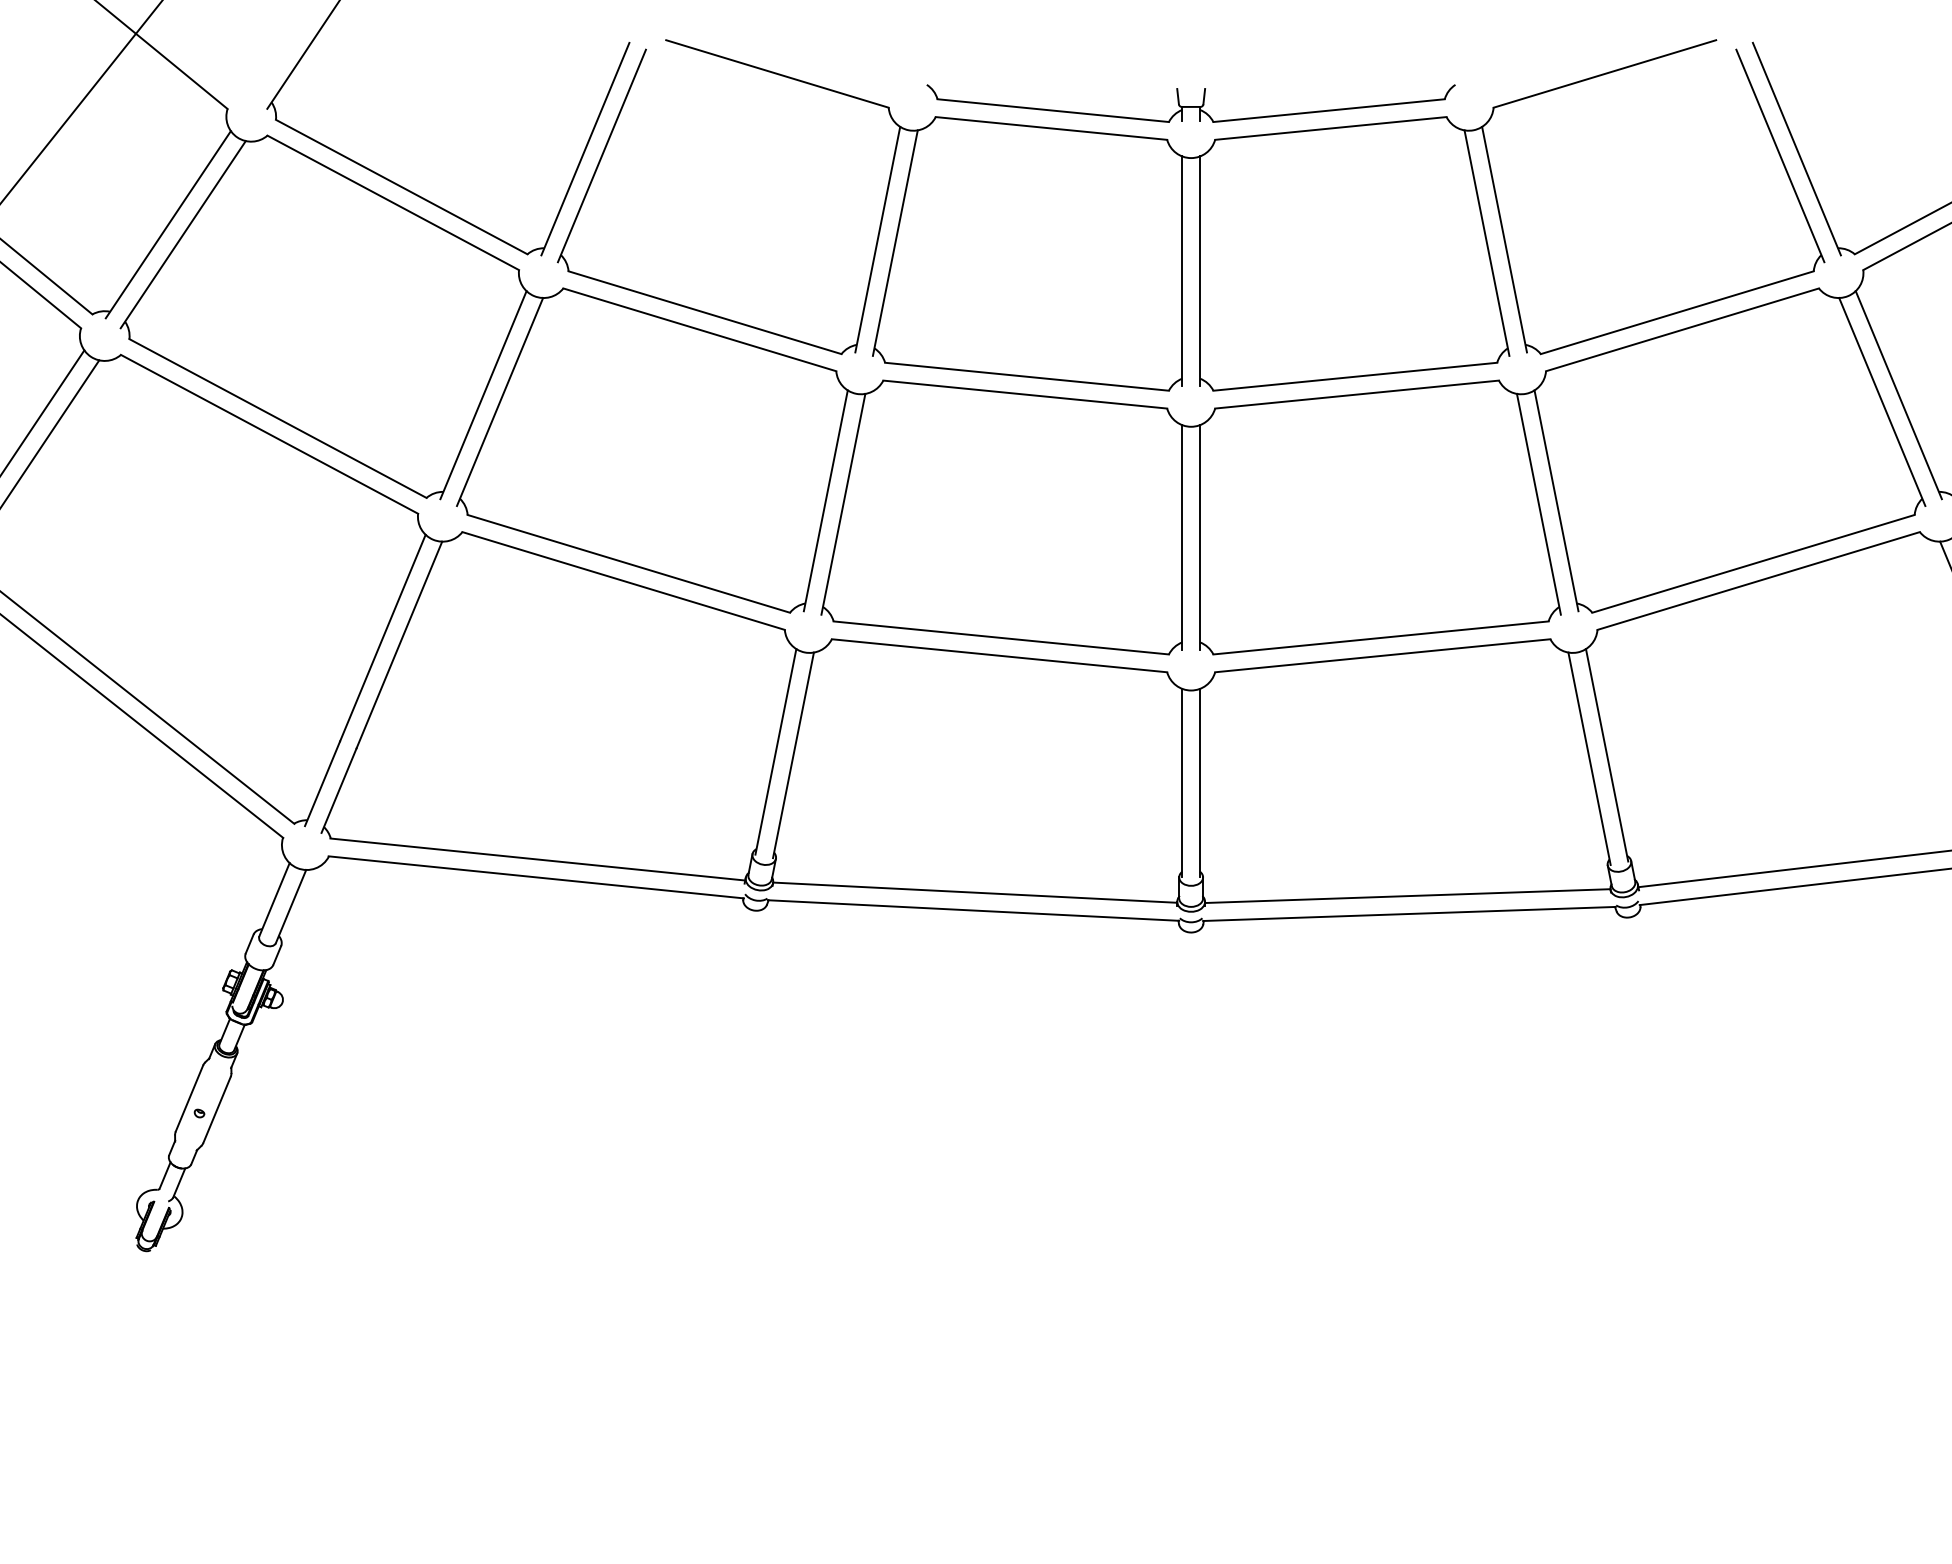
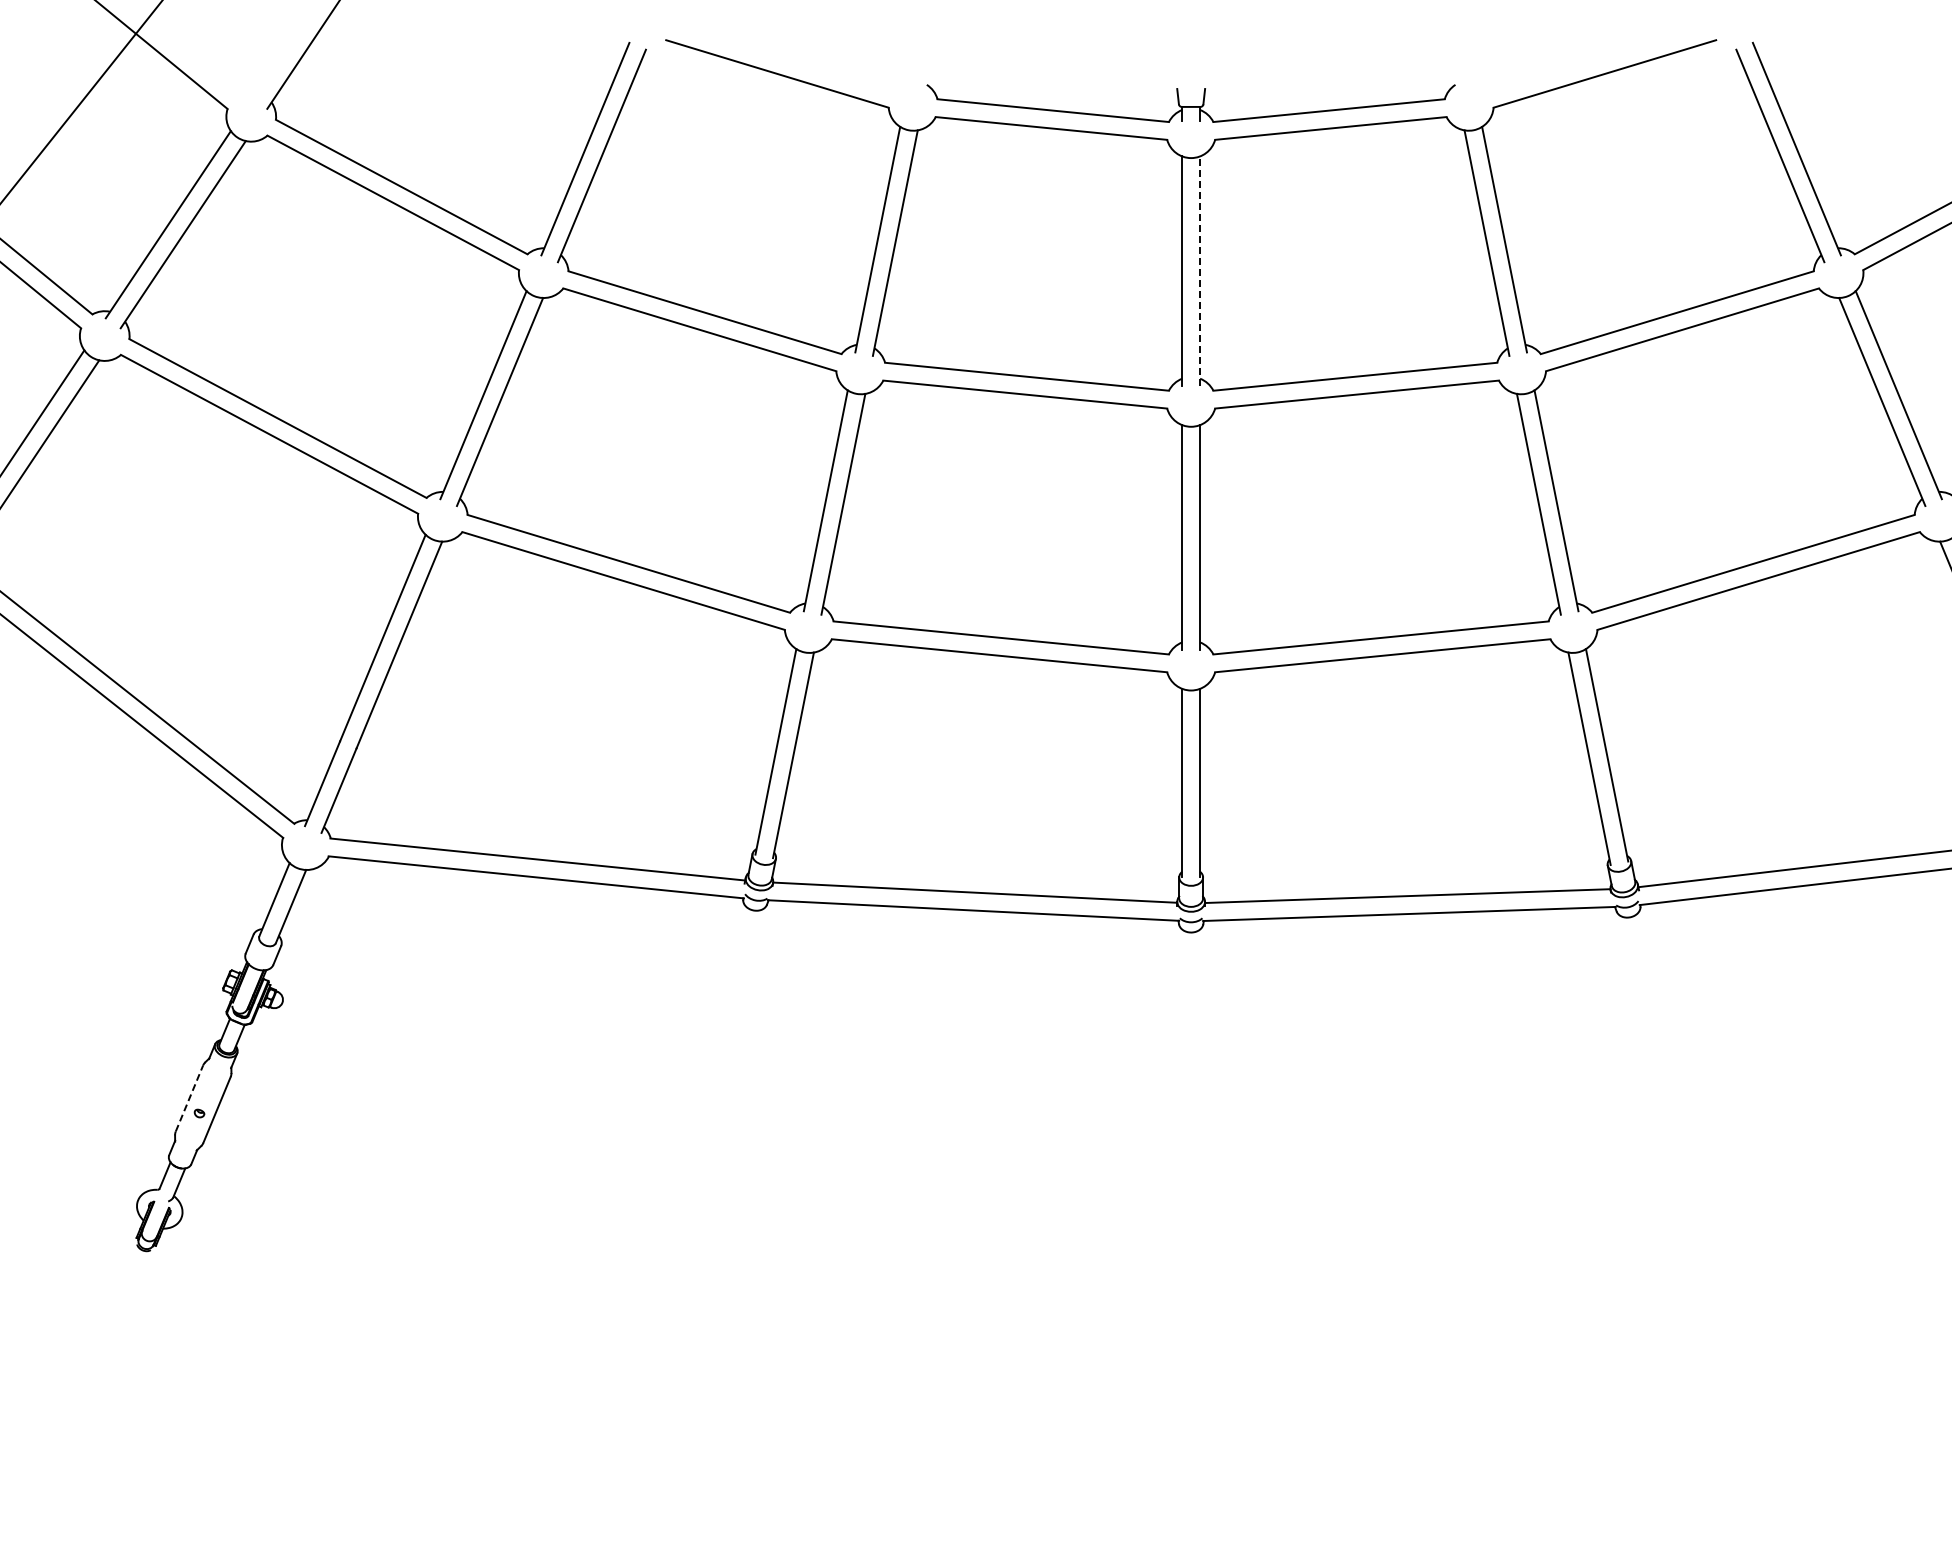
line: solid -> dashed (1200, 271)
line: solid -> dashed (189, 1098)
